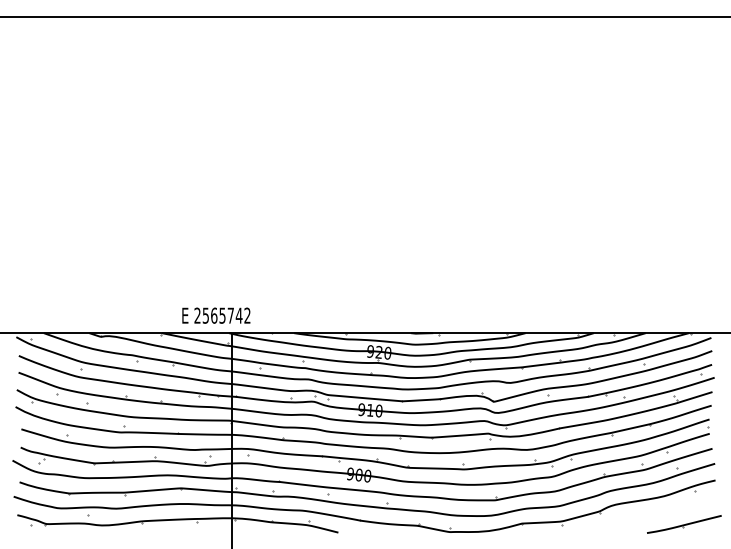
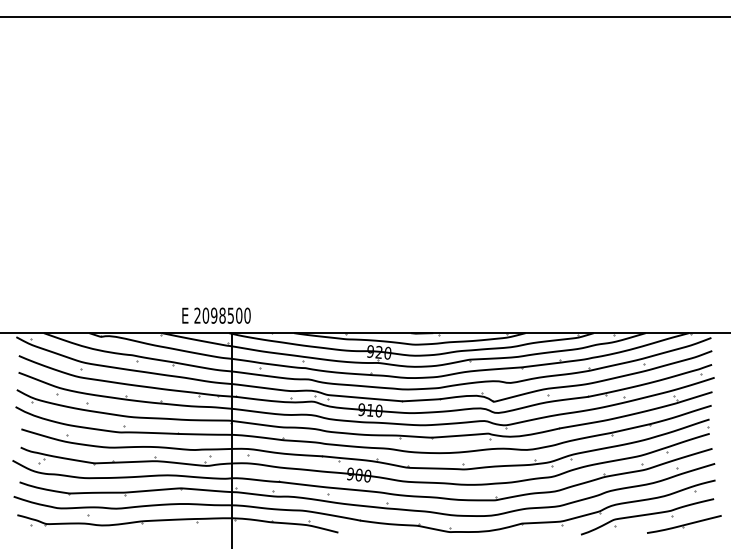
text: 2565742 -> 2098500 (226, 315)
part: none -> present (647, 516)
